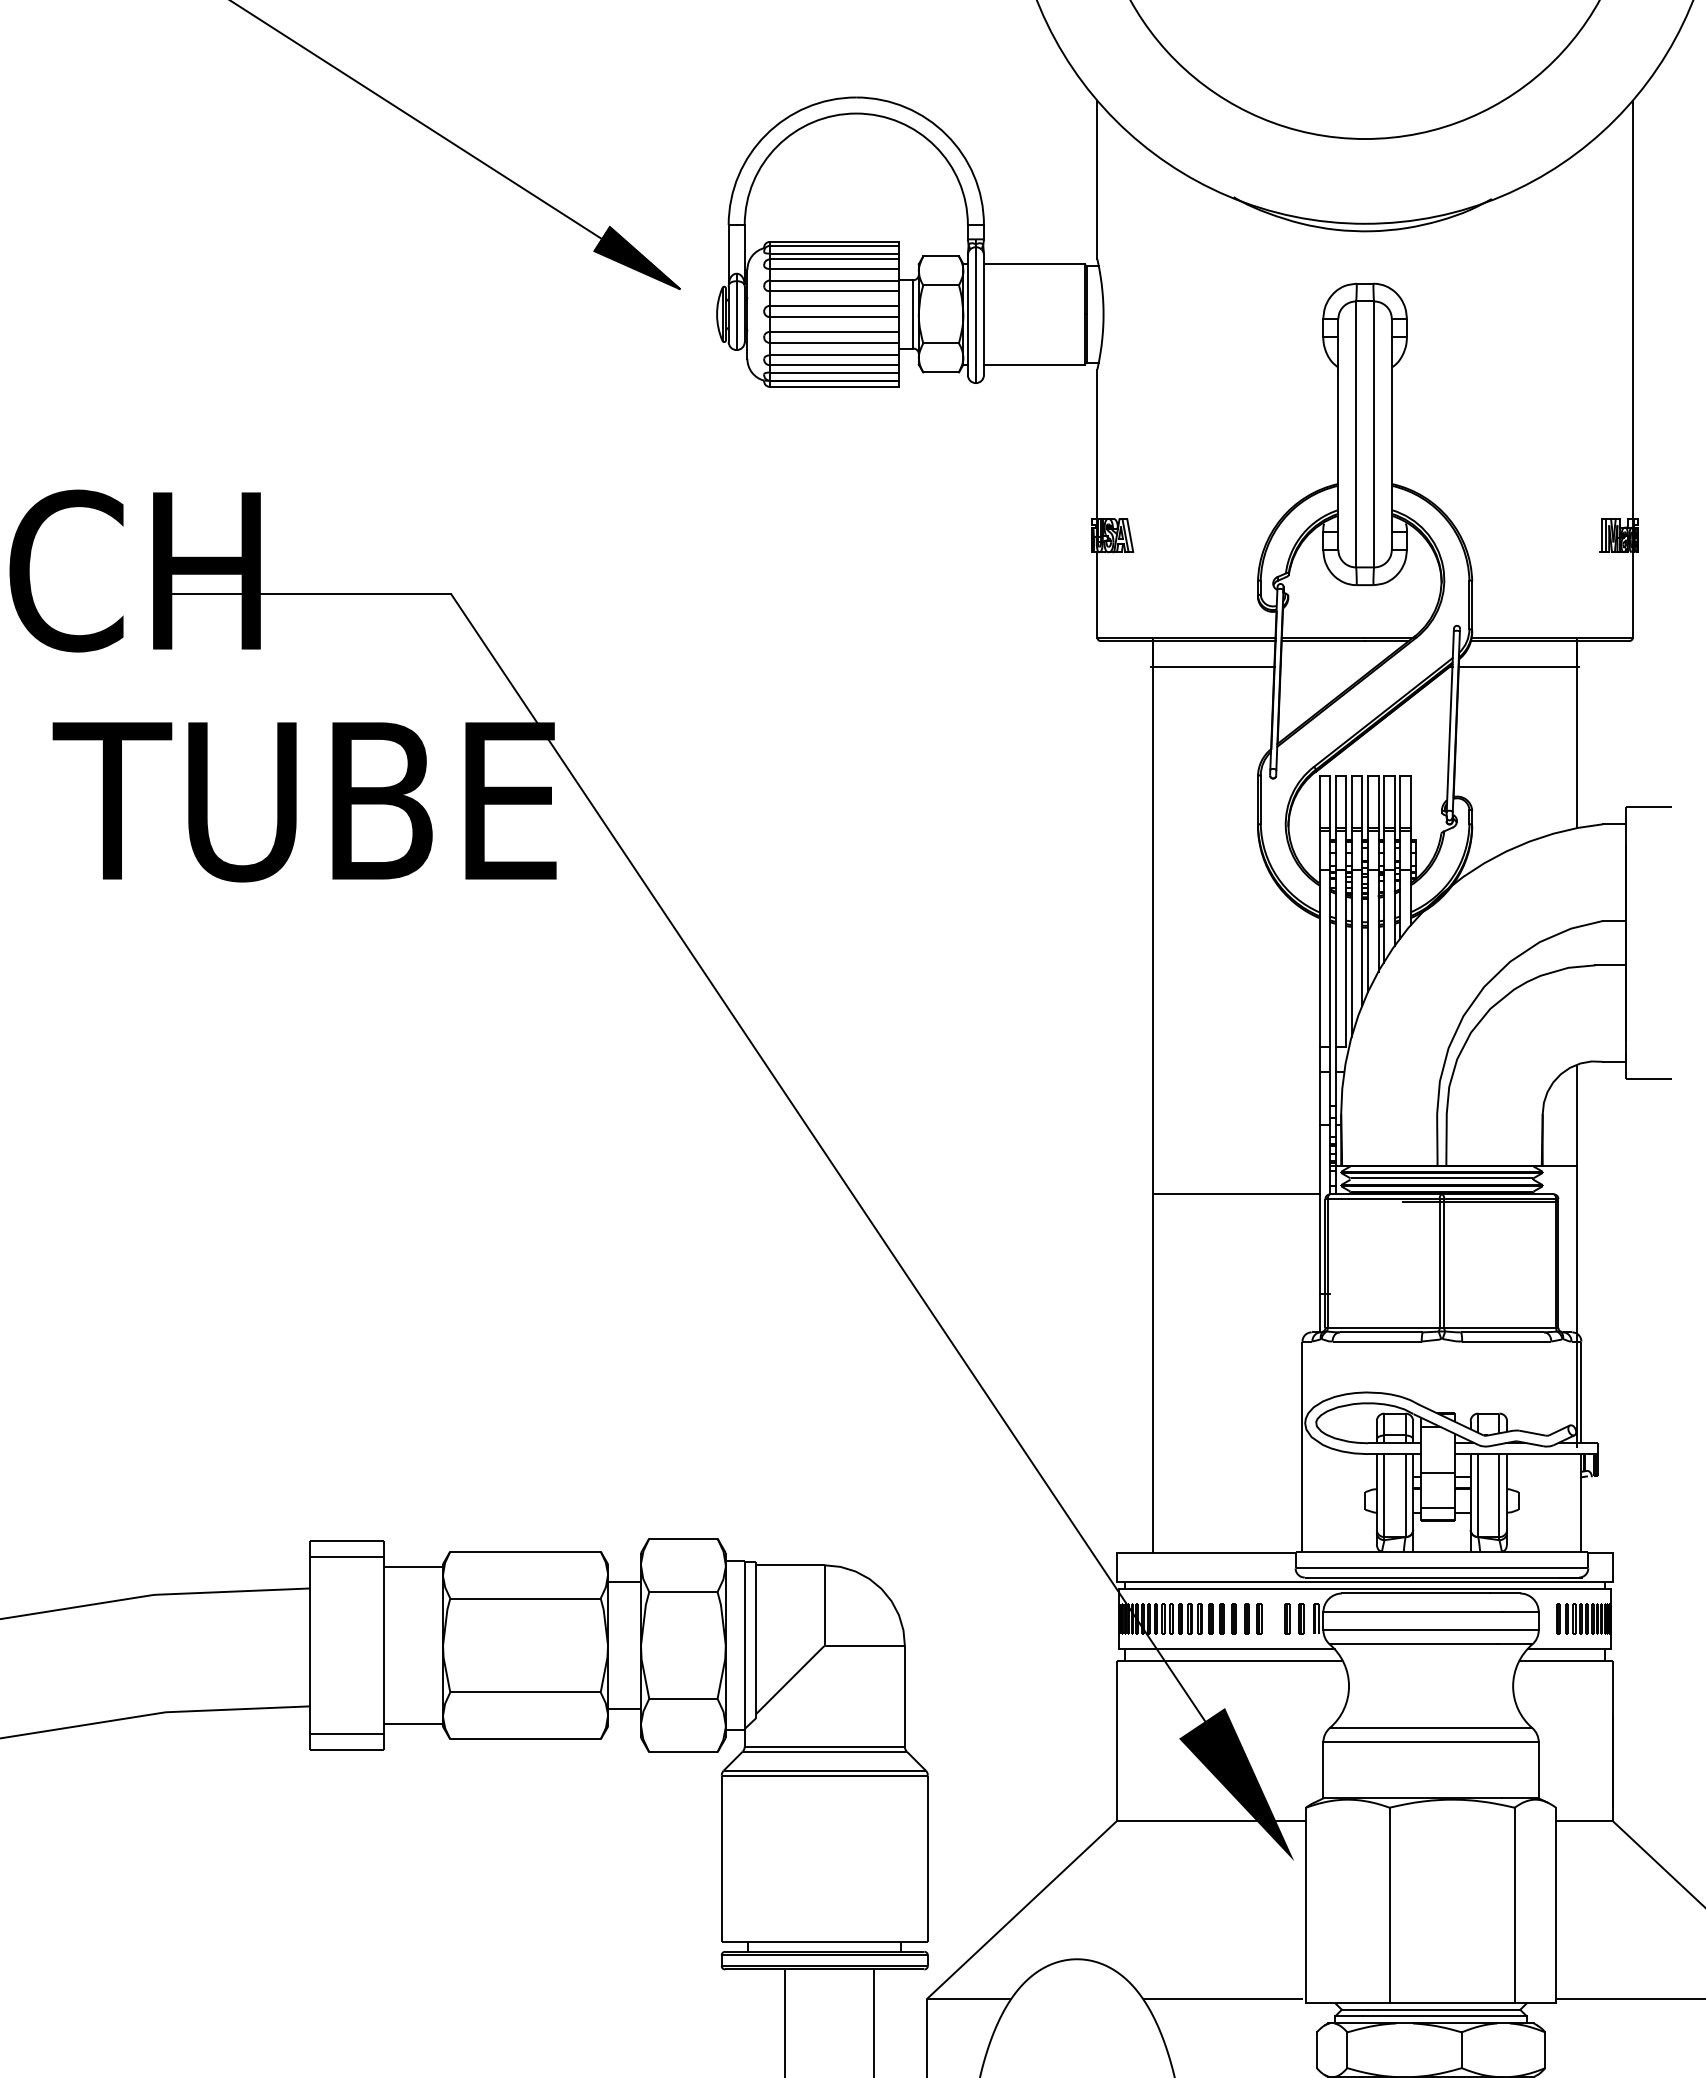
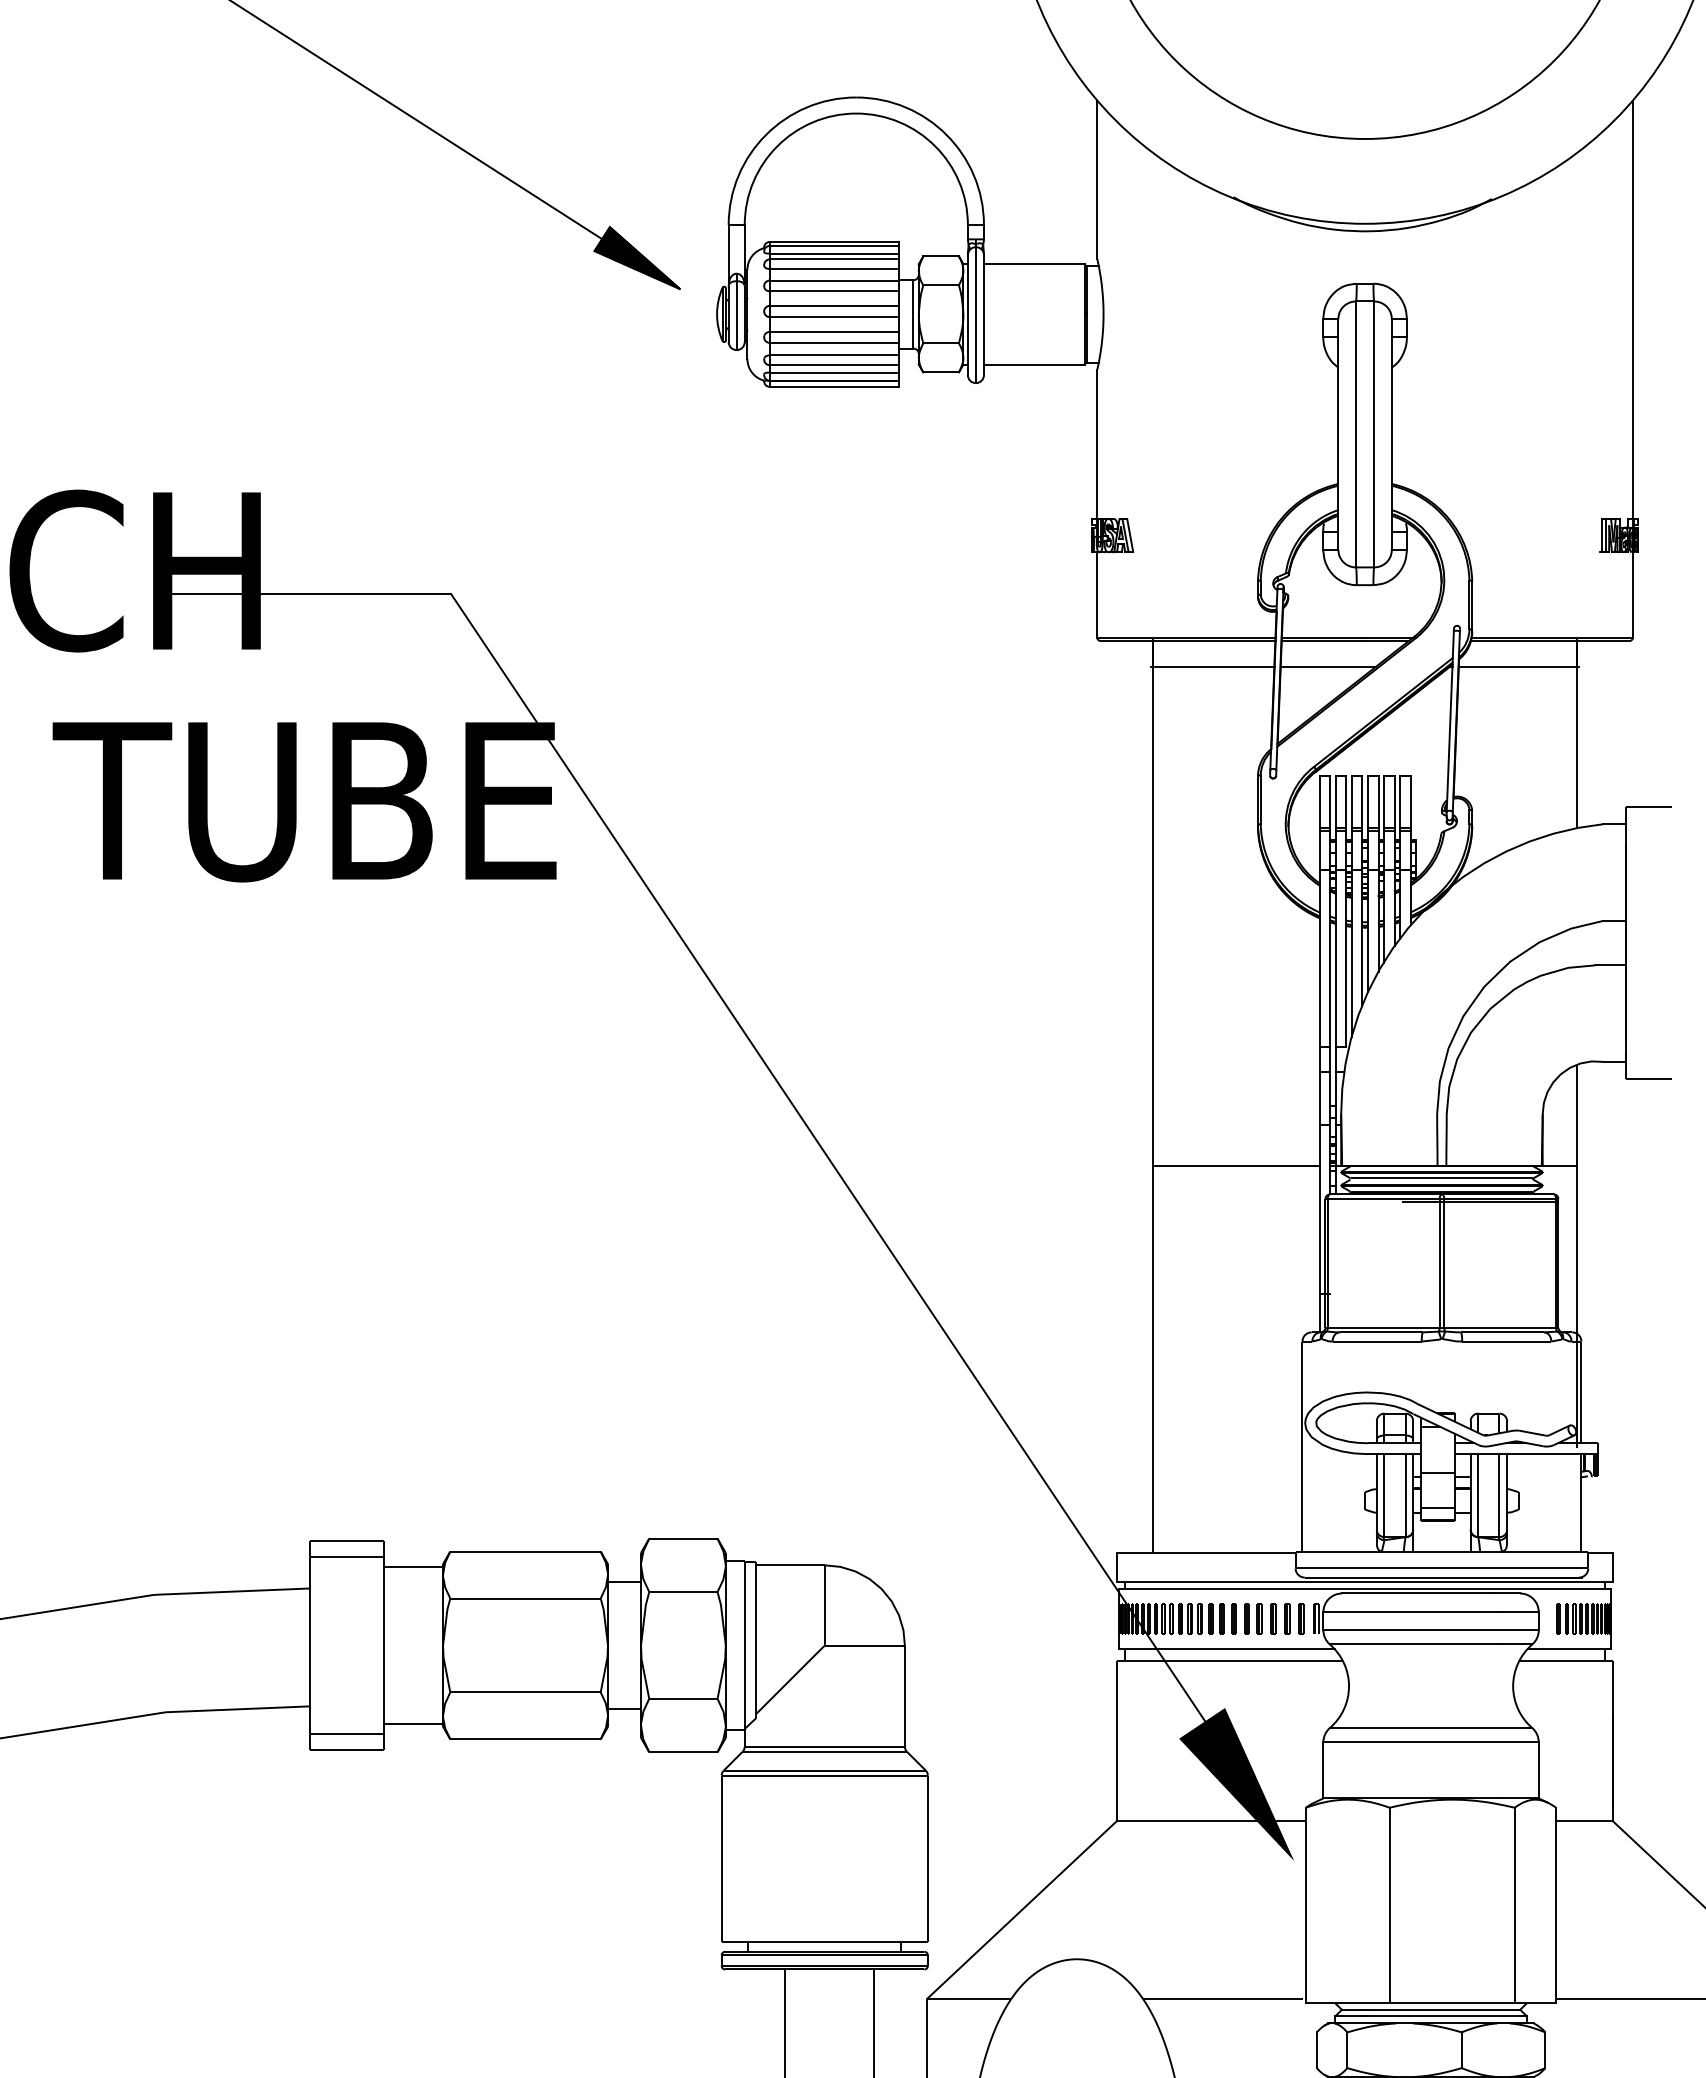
line: none -> present (1328, 666)
line position: (1236, 1194) -> (1236, 1166) (1236, 1166)
part: none -> present (1273, 1618)
